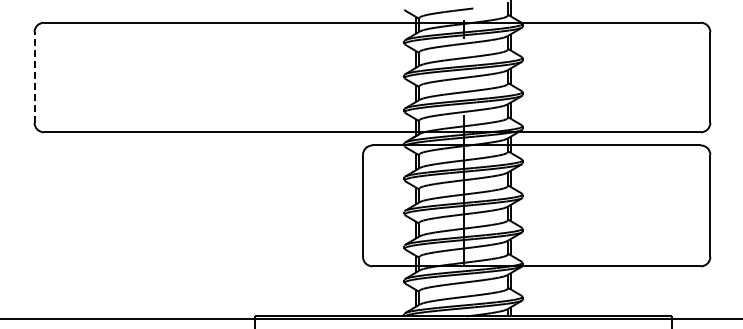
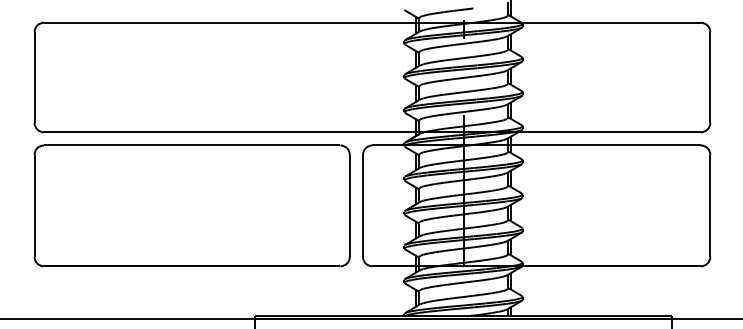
line: dashed -> solid (34, 77)
part: none -> present (191, 205)
